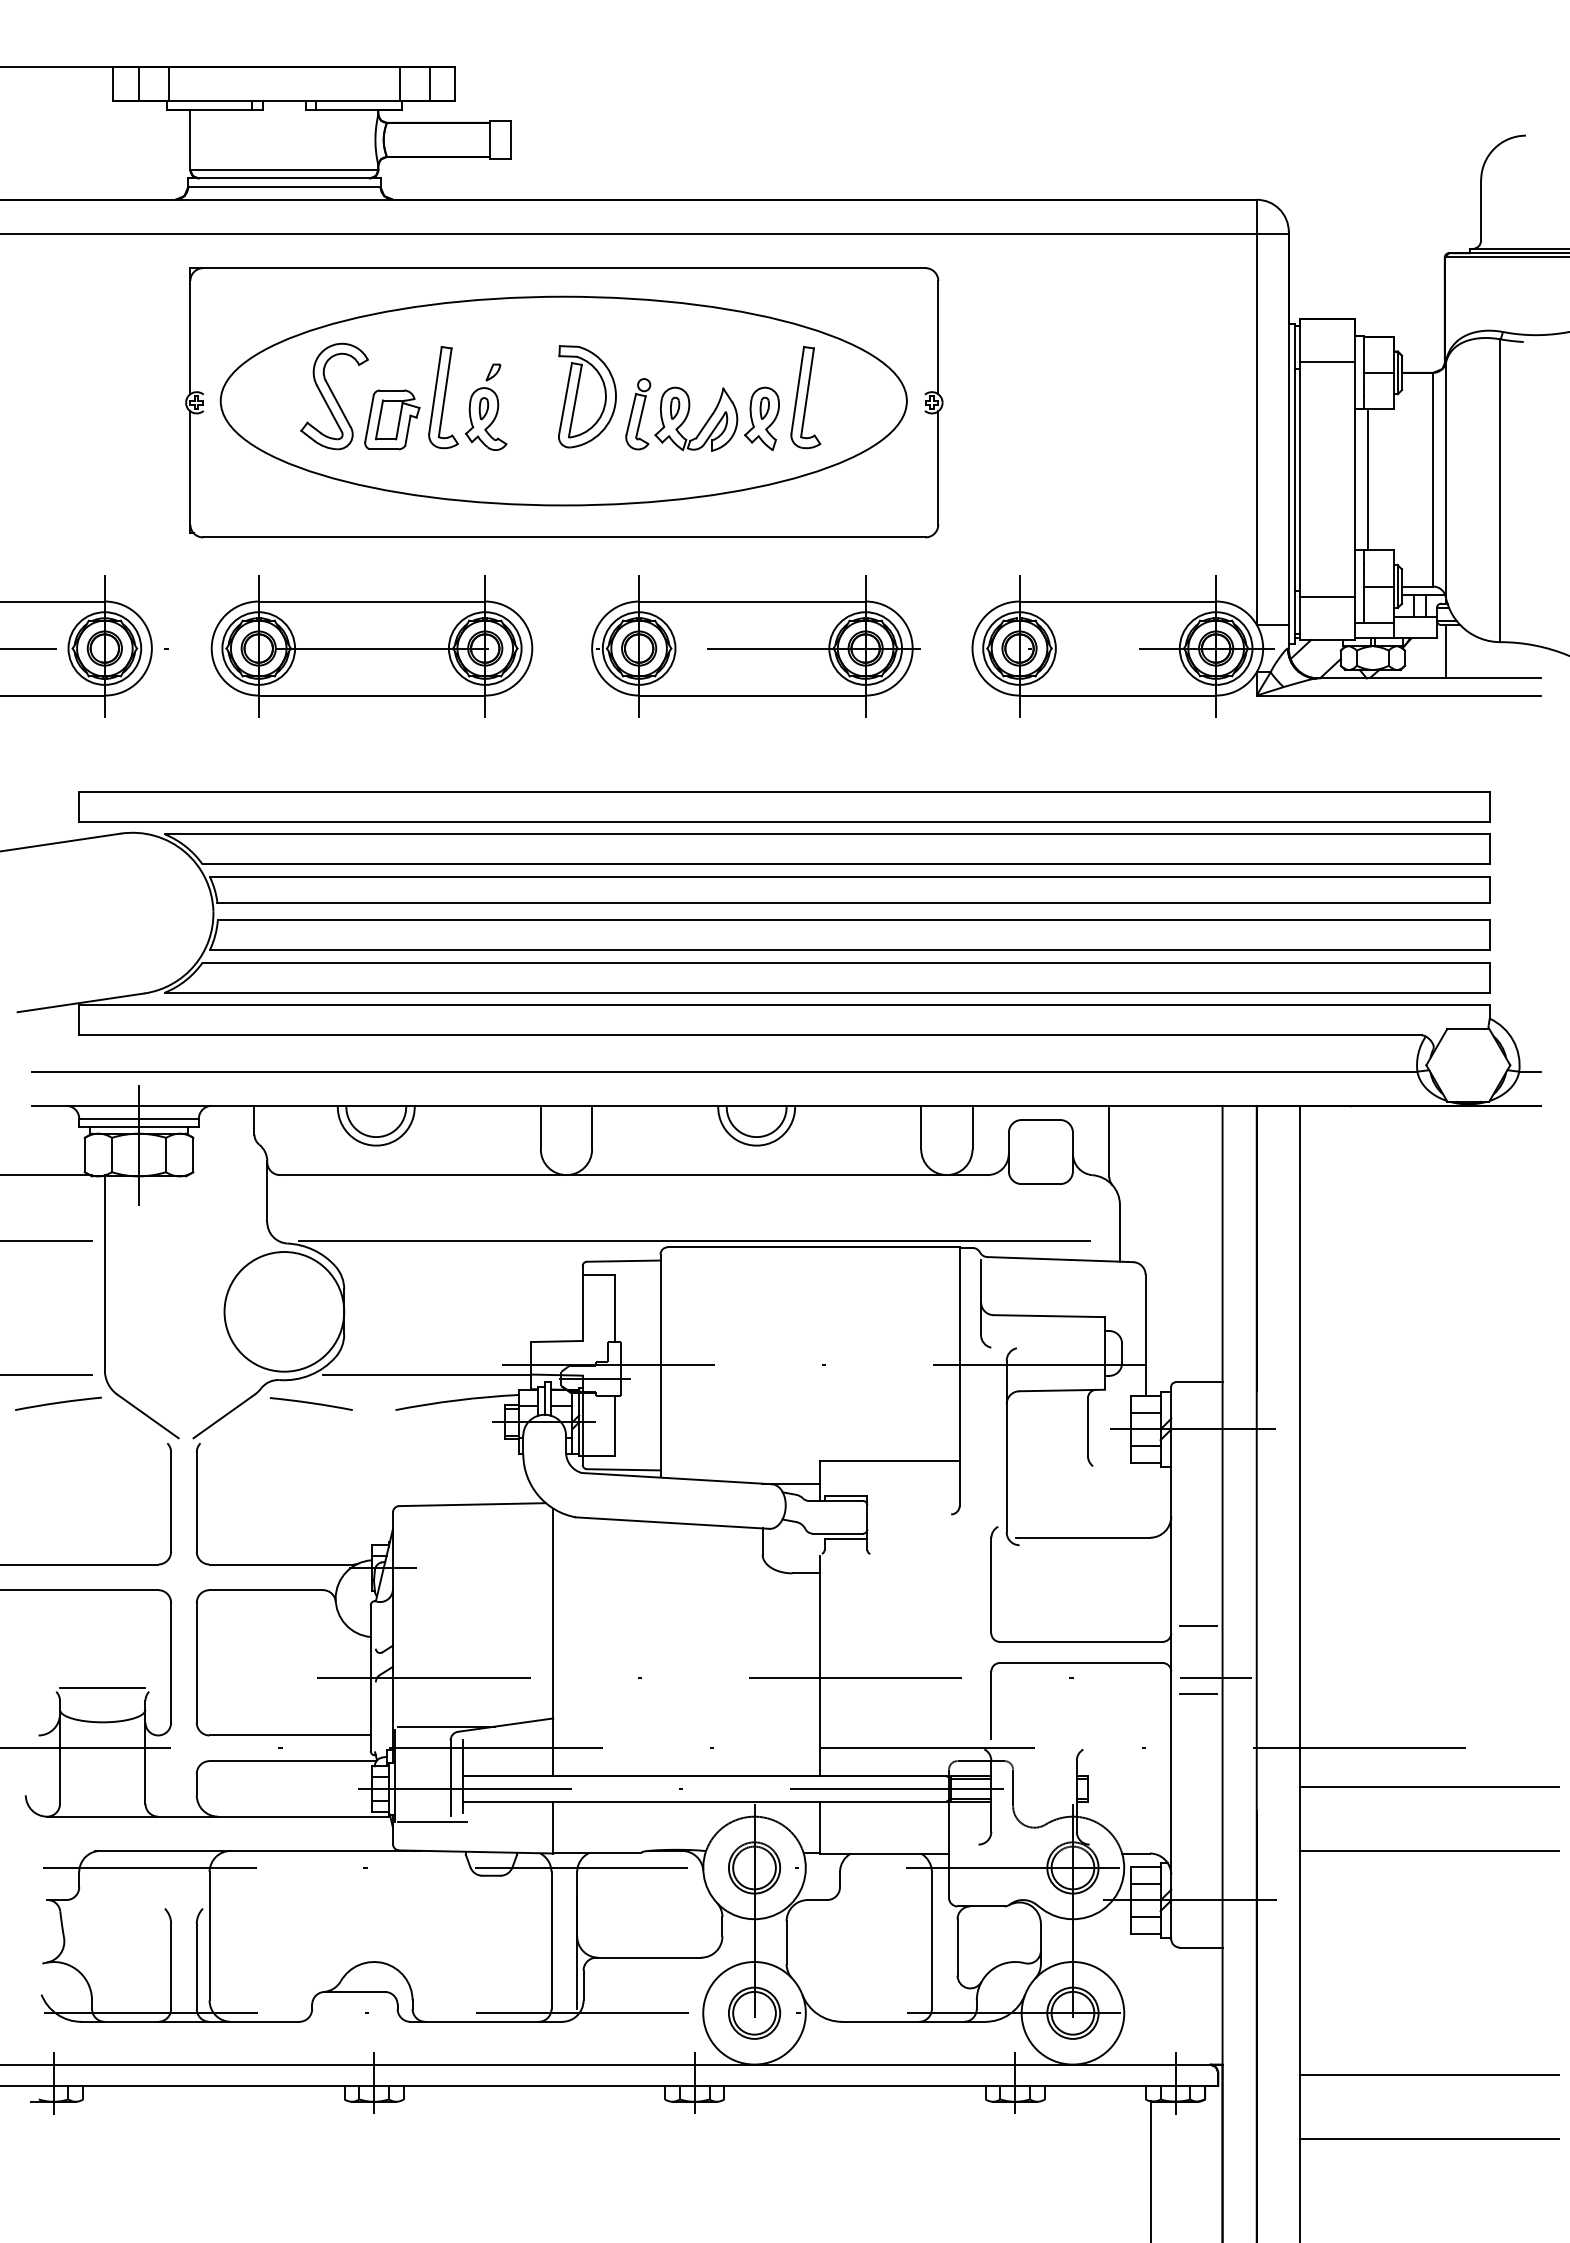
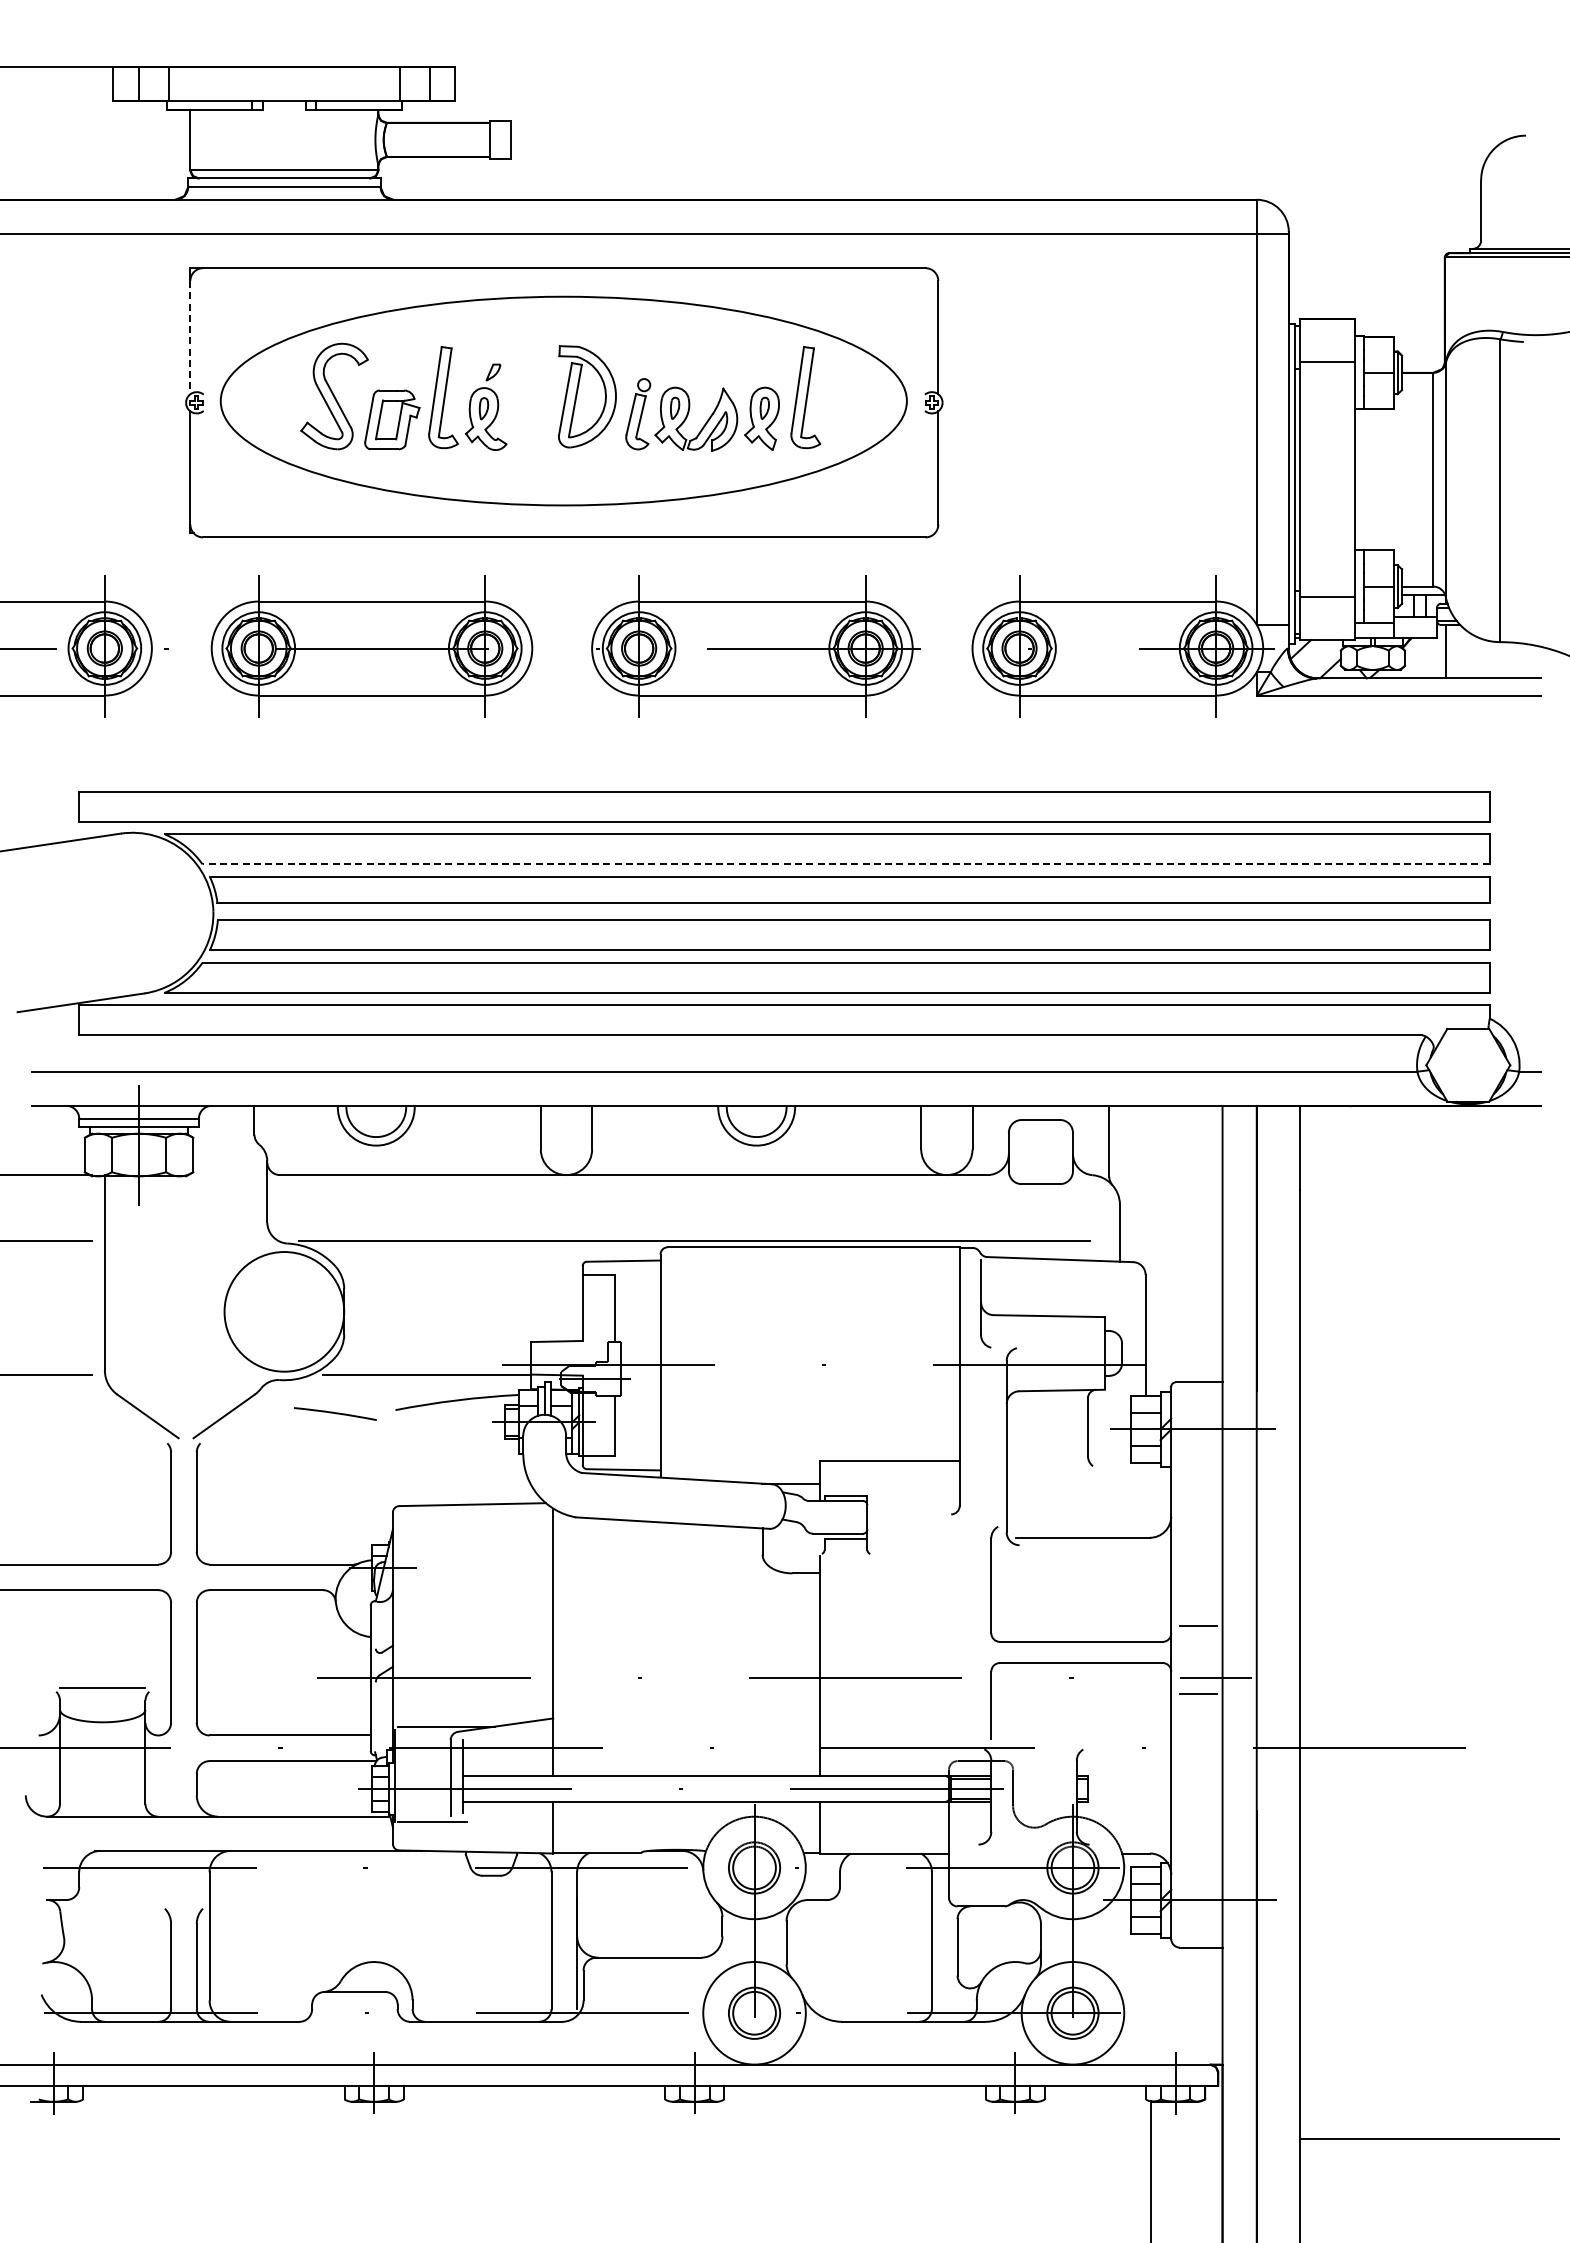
line: solid -> dashed (190, 337)
line: present -> none (1367, 479)
line: solid -> dashed (846, 864)
arc: present -> none (58, 1403)
arc position: (310, 1403) -> (334, 1413) (334, 1413)
line: present -> none (1429, 1786)
line: present -> none (1429, 1850)
line: present -> none (1429, 2075)
